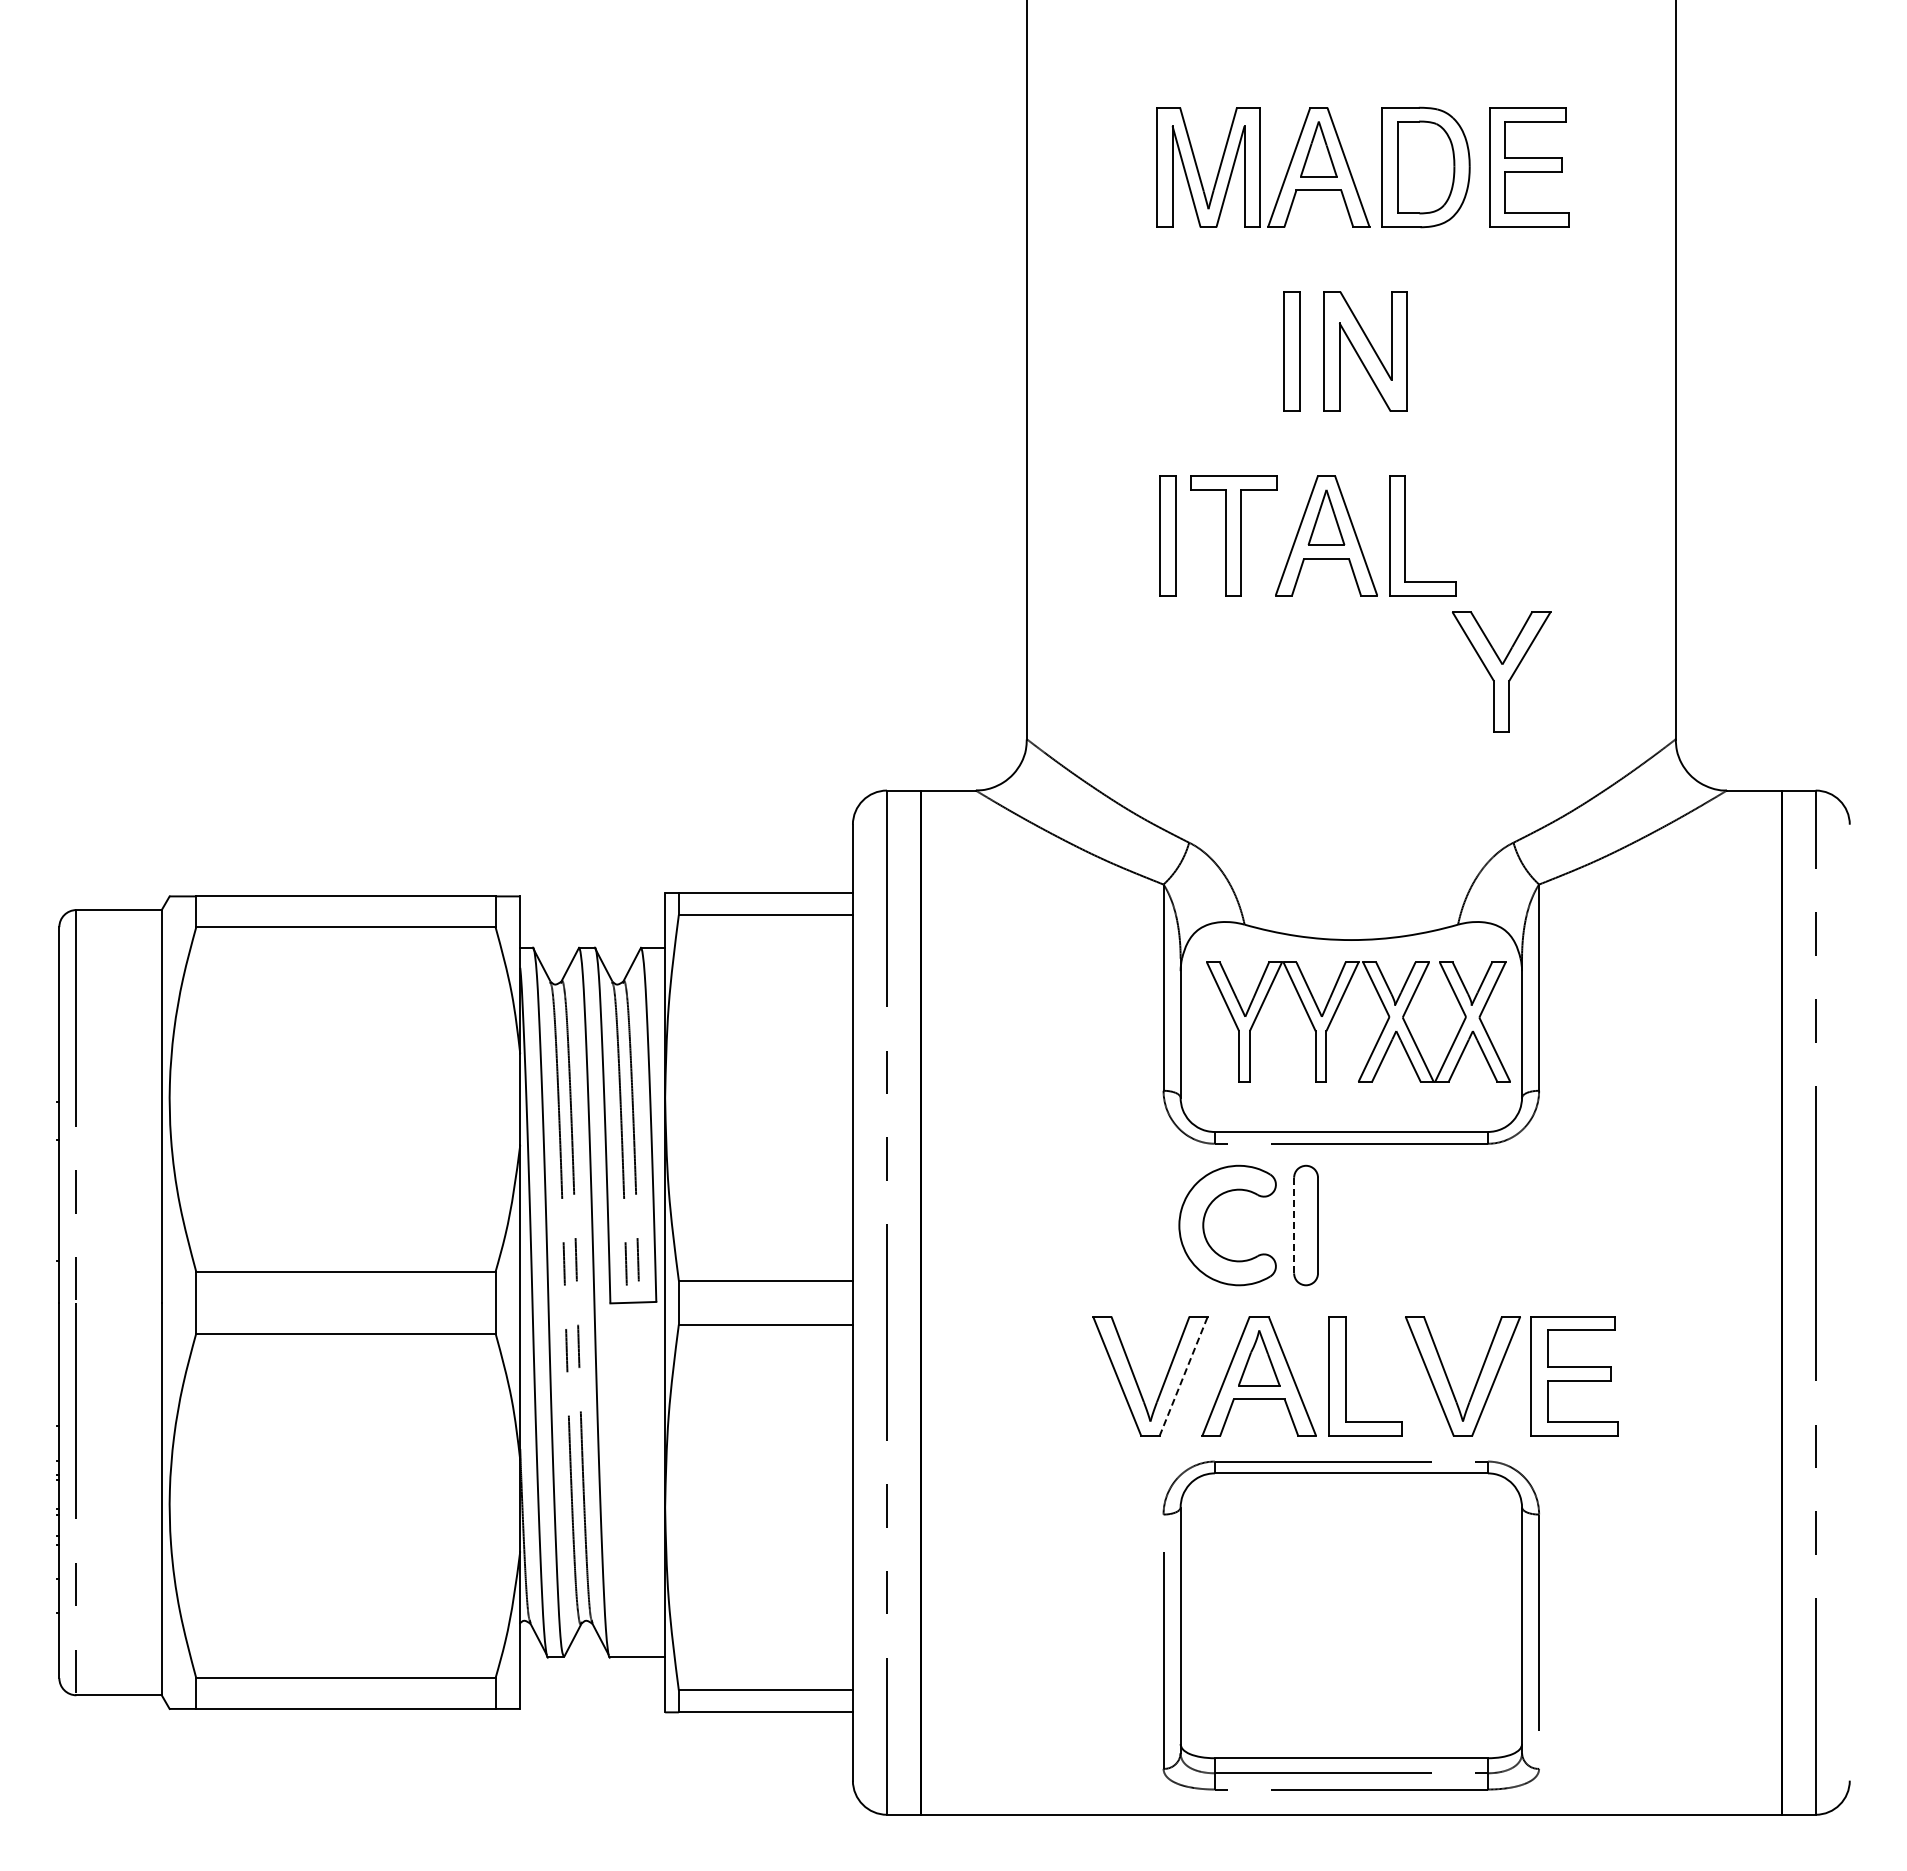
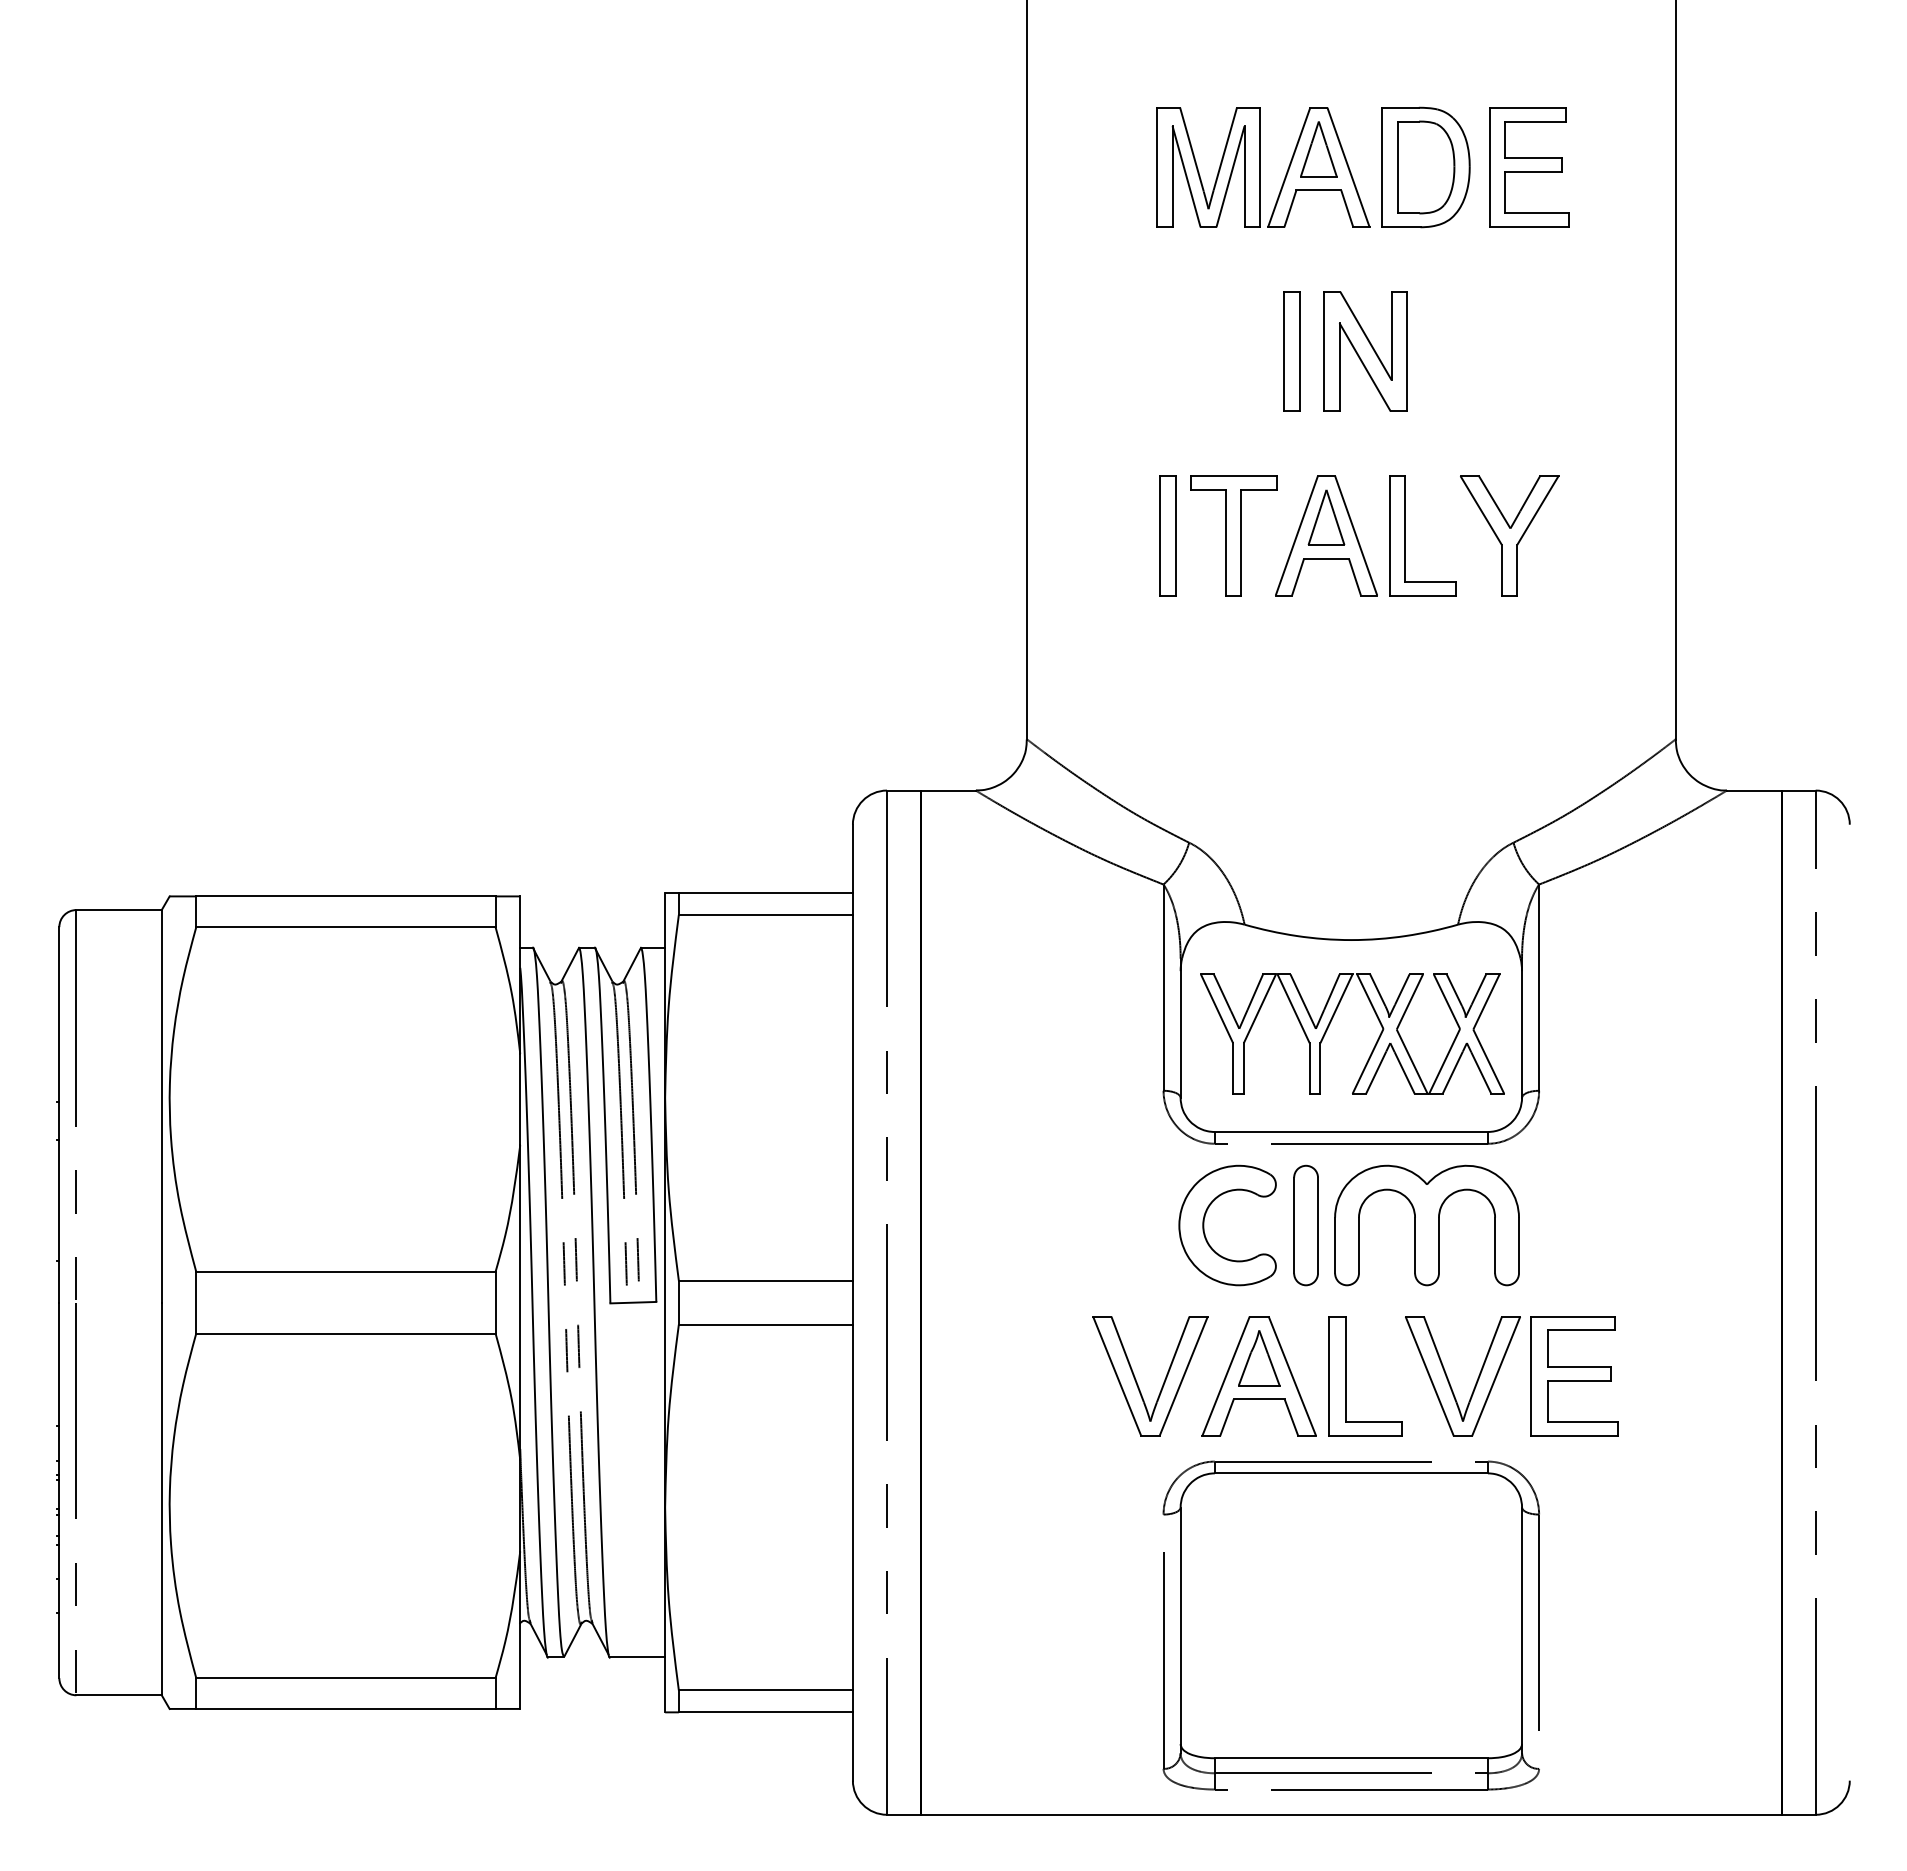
part position: (1501, 671) -> (1509, 535) (1509, 535)
part position: (1337, 1010) -> (1331, 1022) (1331, 1022)
line: dashed -> solid (1294, 1225)
part: none -> present (1426, 1225)
line: dashed -> solid (1183, 1375)
